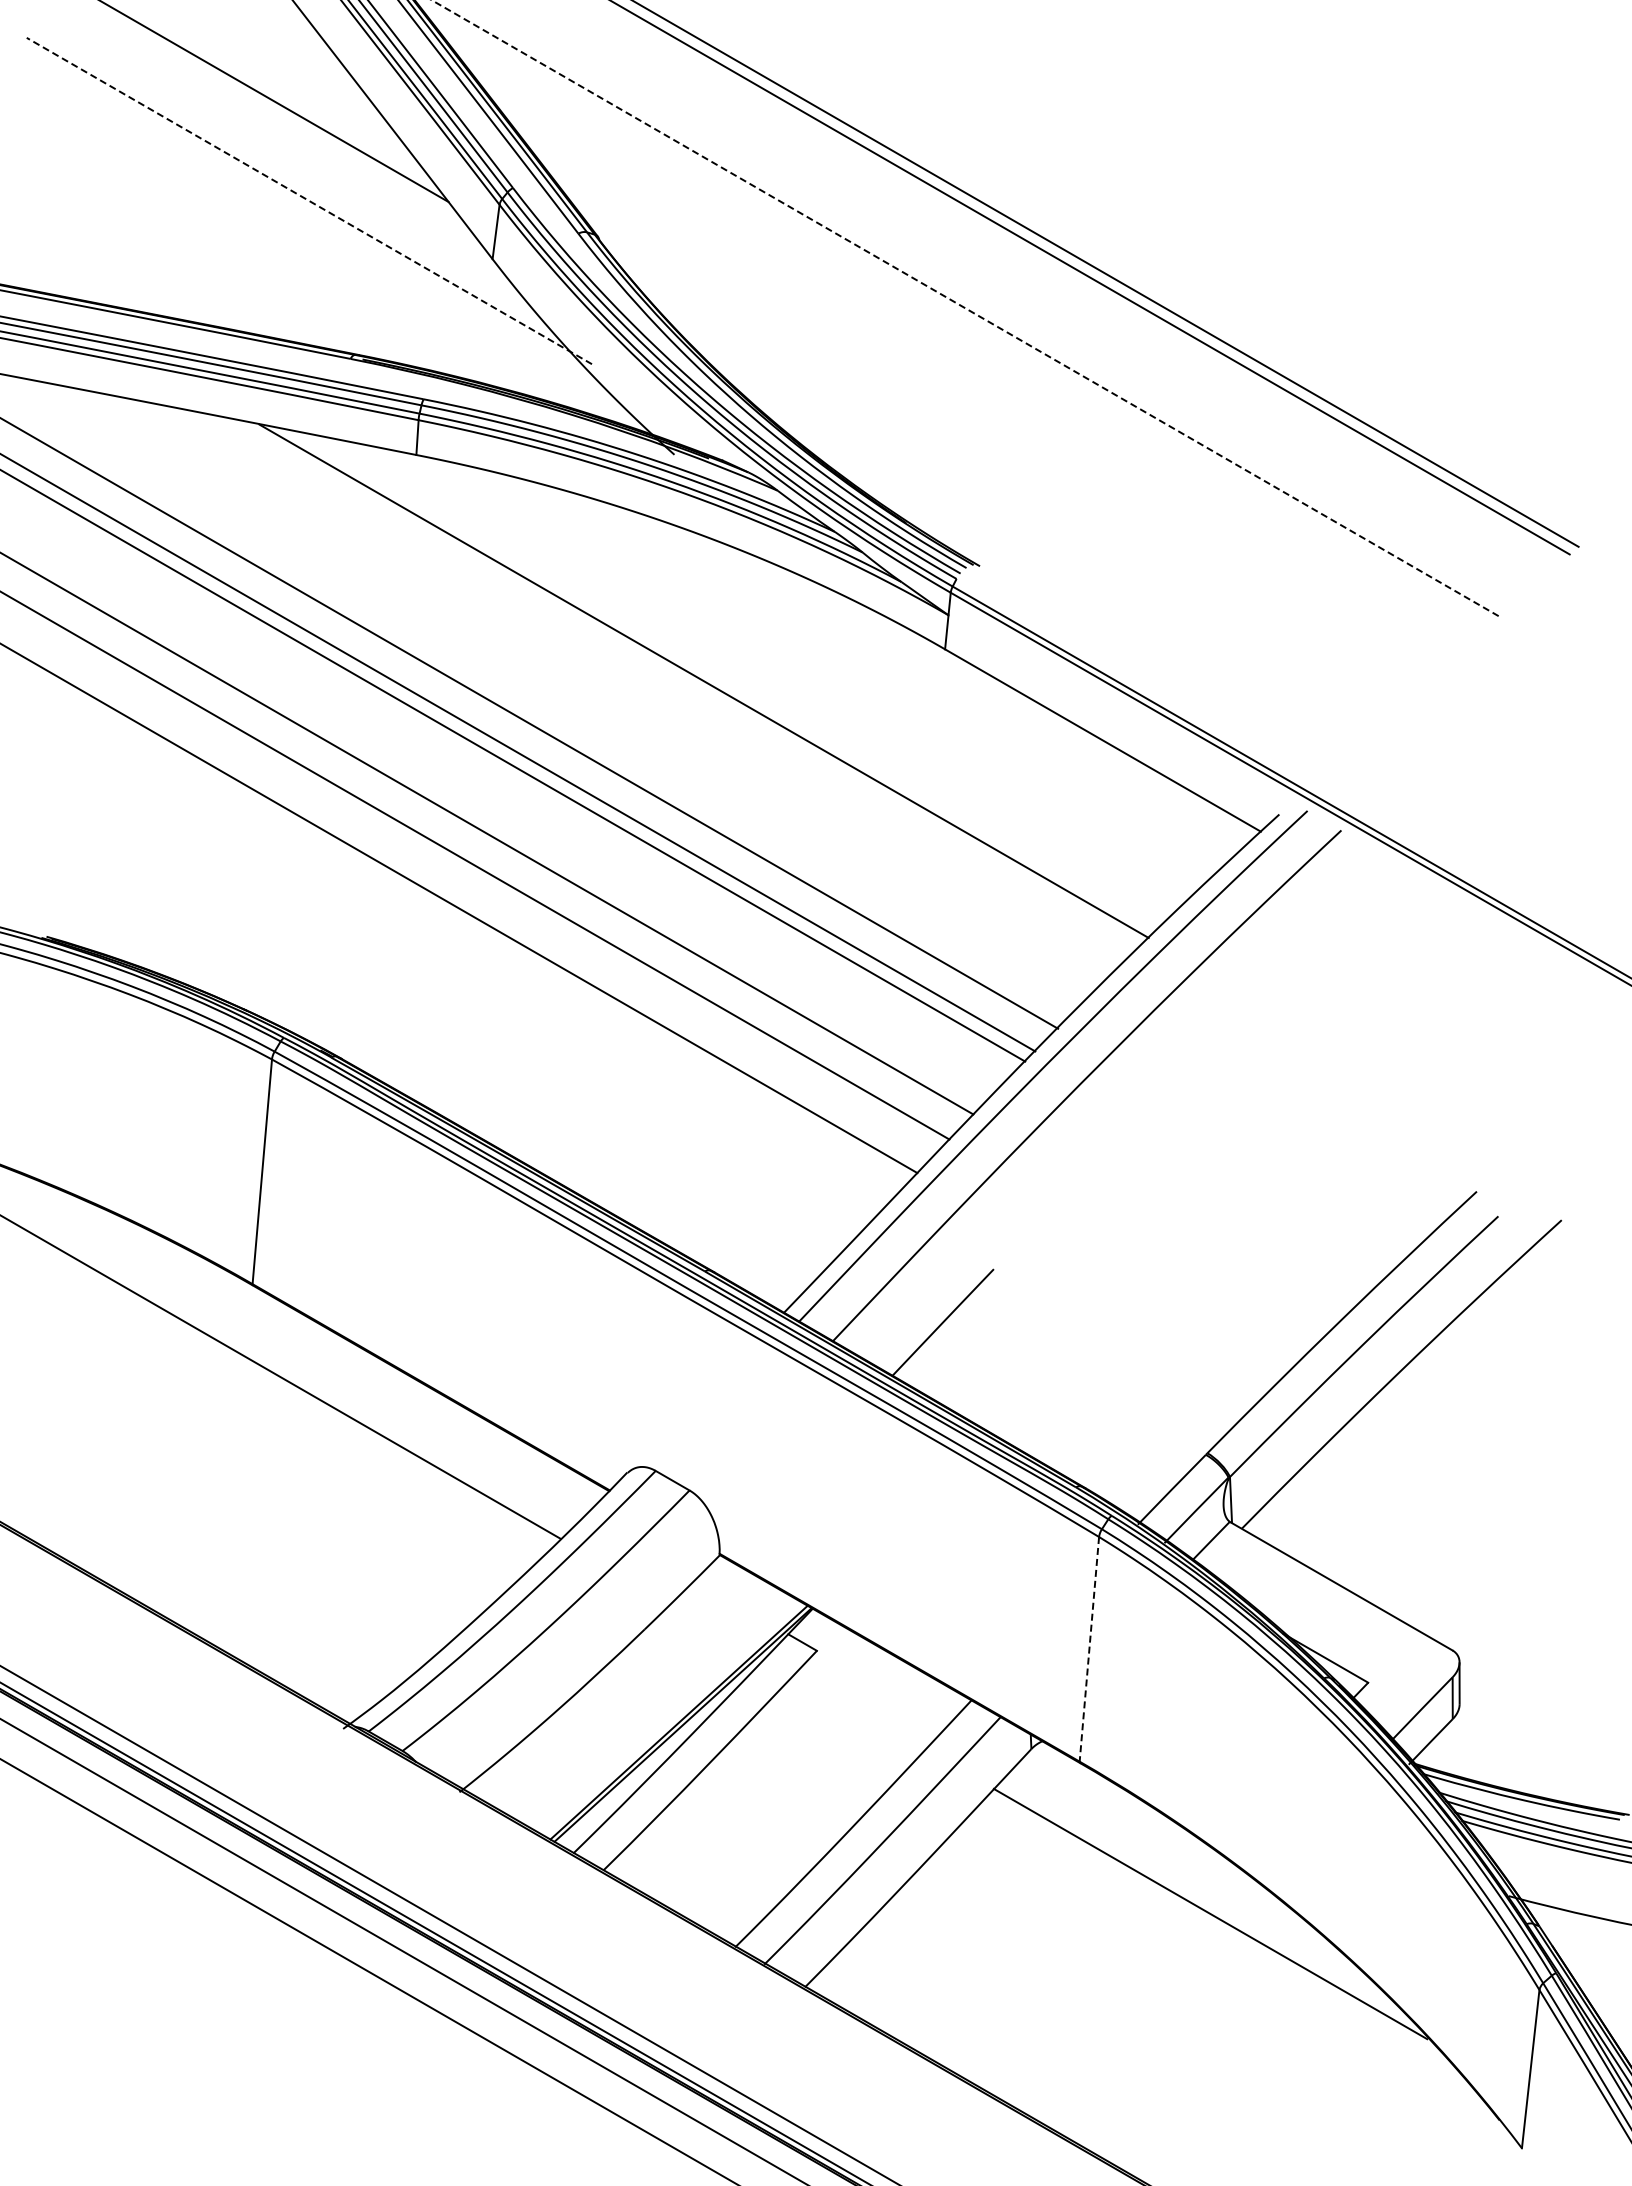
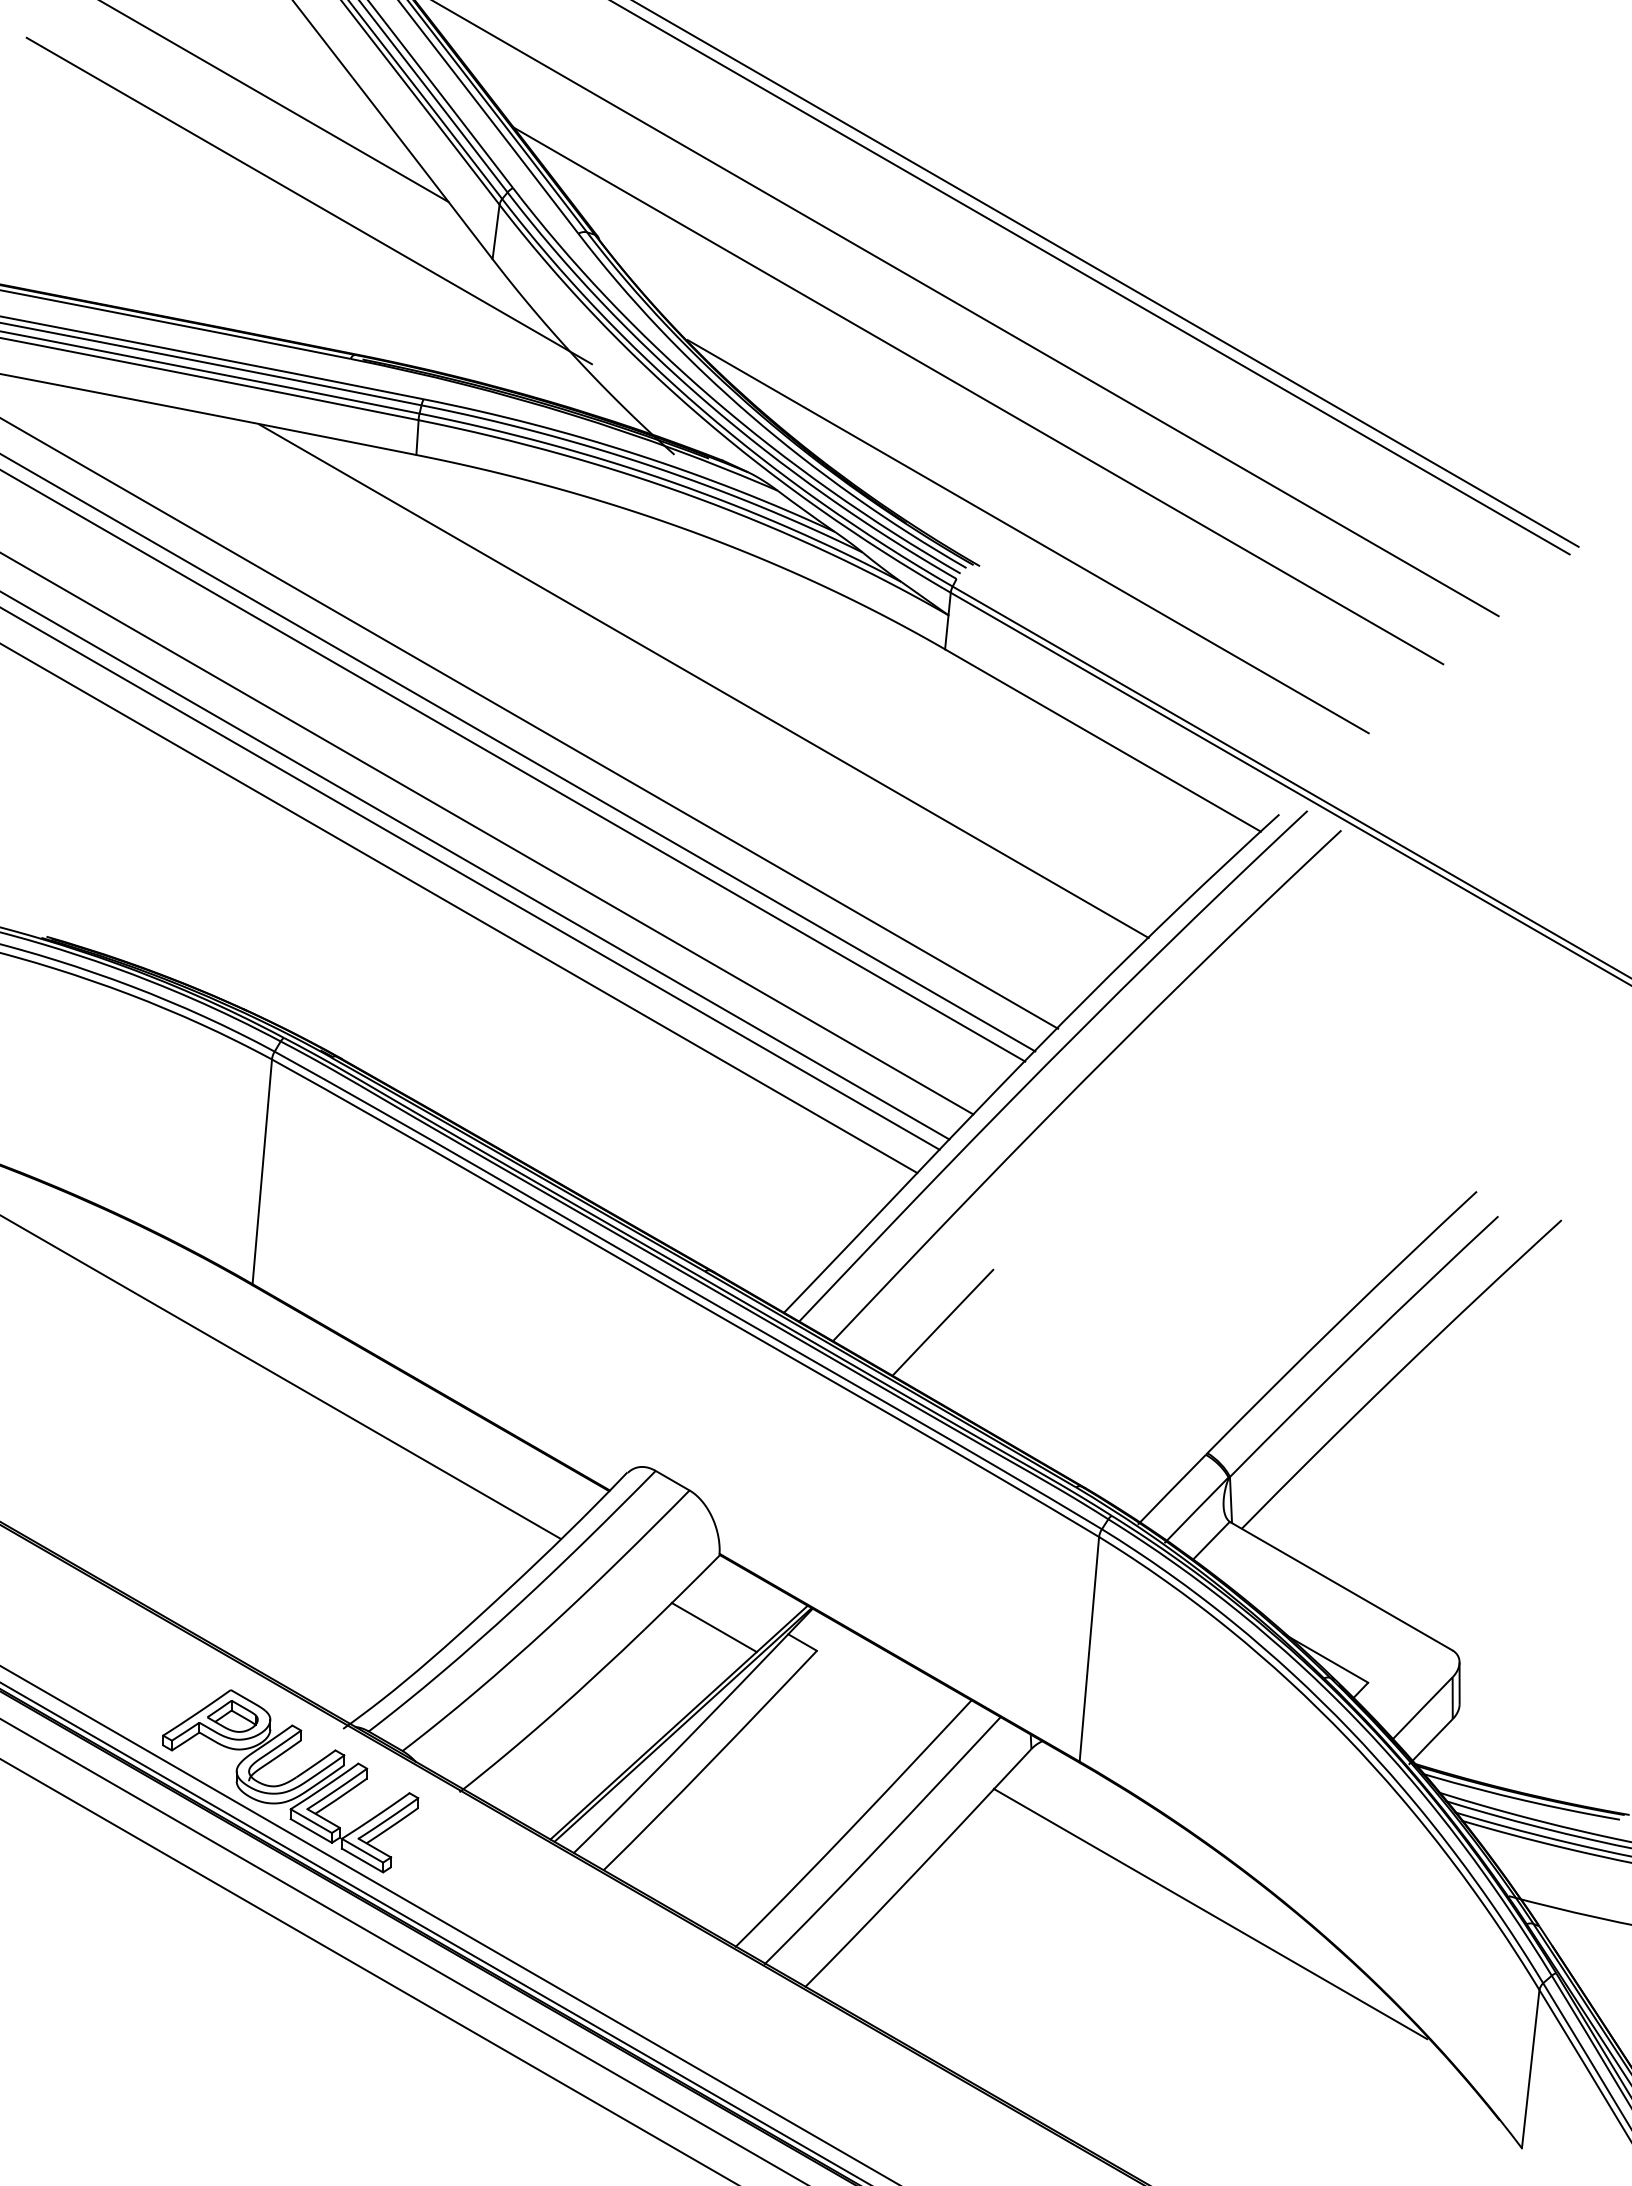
line: dashed -> solid (308, 200)
line: dashed -> solid (965, 308)
line: none -> present (978, 395)
line: none -> present (1027, 536)
line: none -> present (470, 878)
line: none -> present (713, 1627)
line: dashed -> solid (1089, 1649)
part: none -> present (290, 1781)
